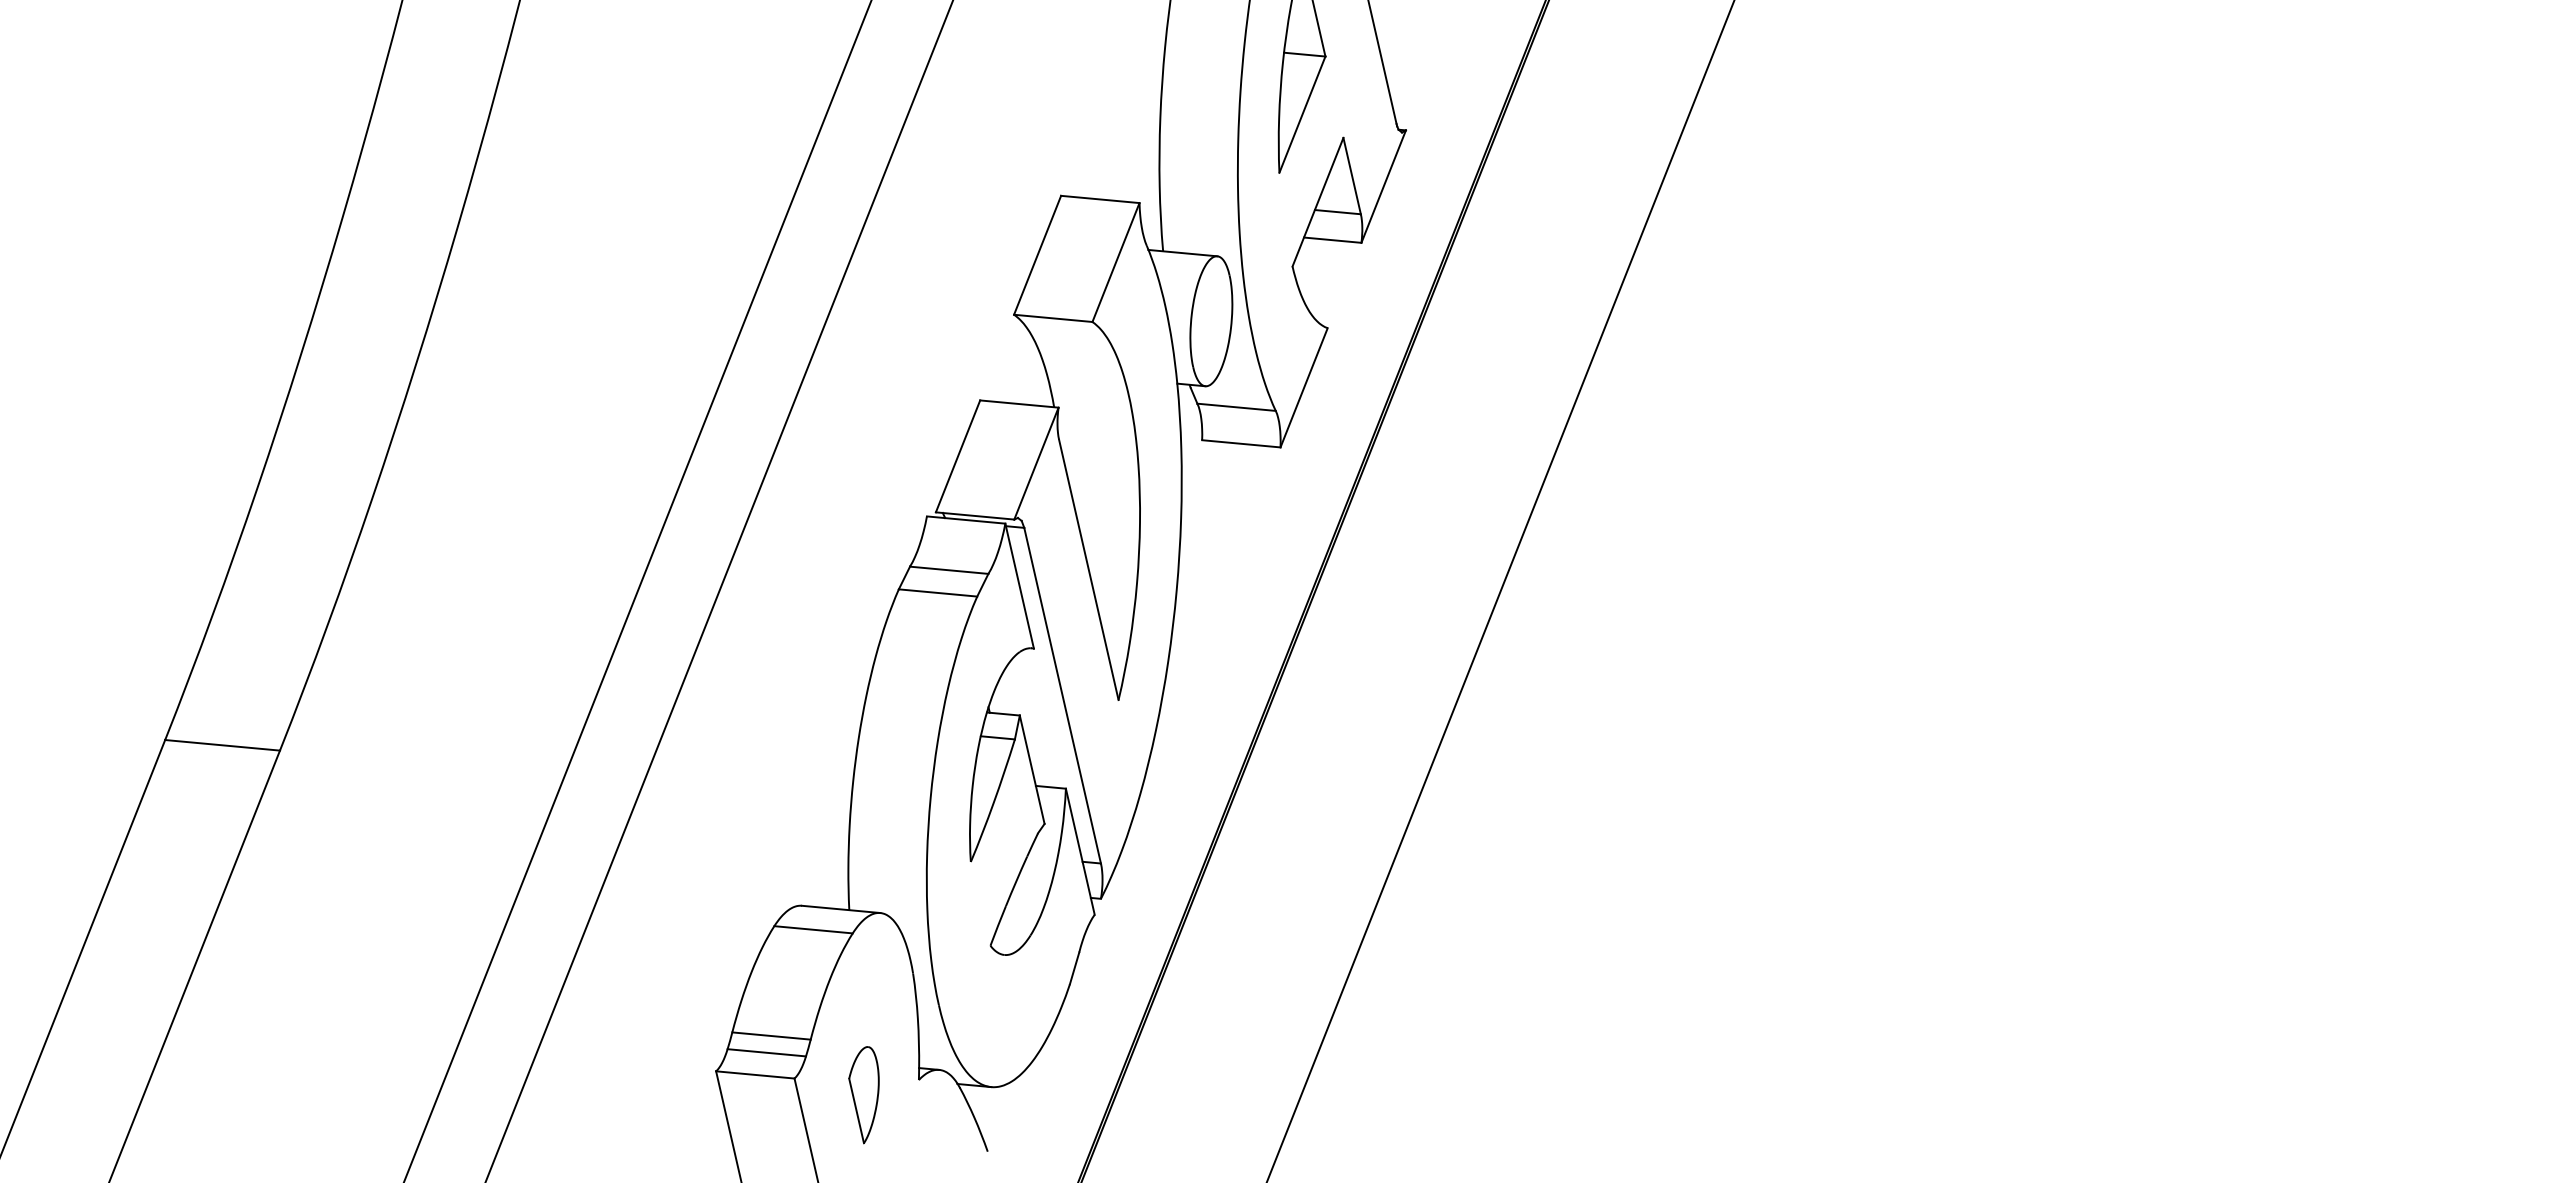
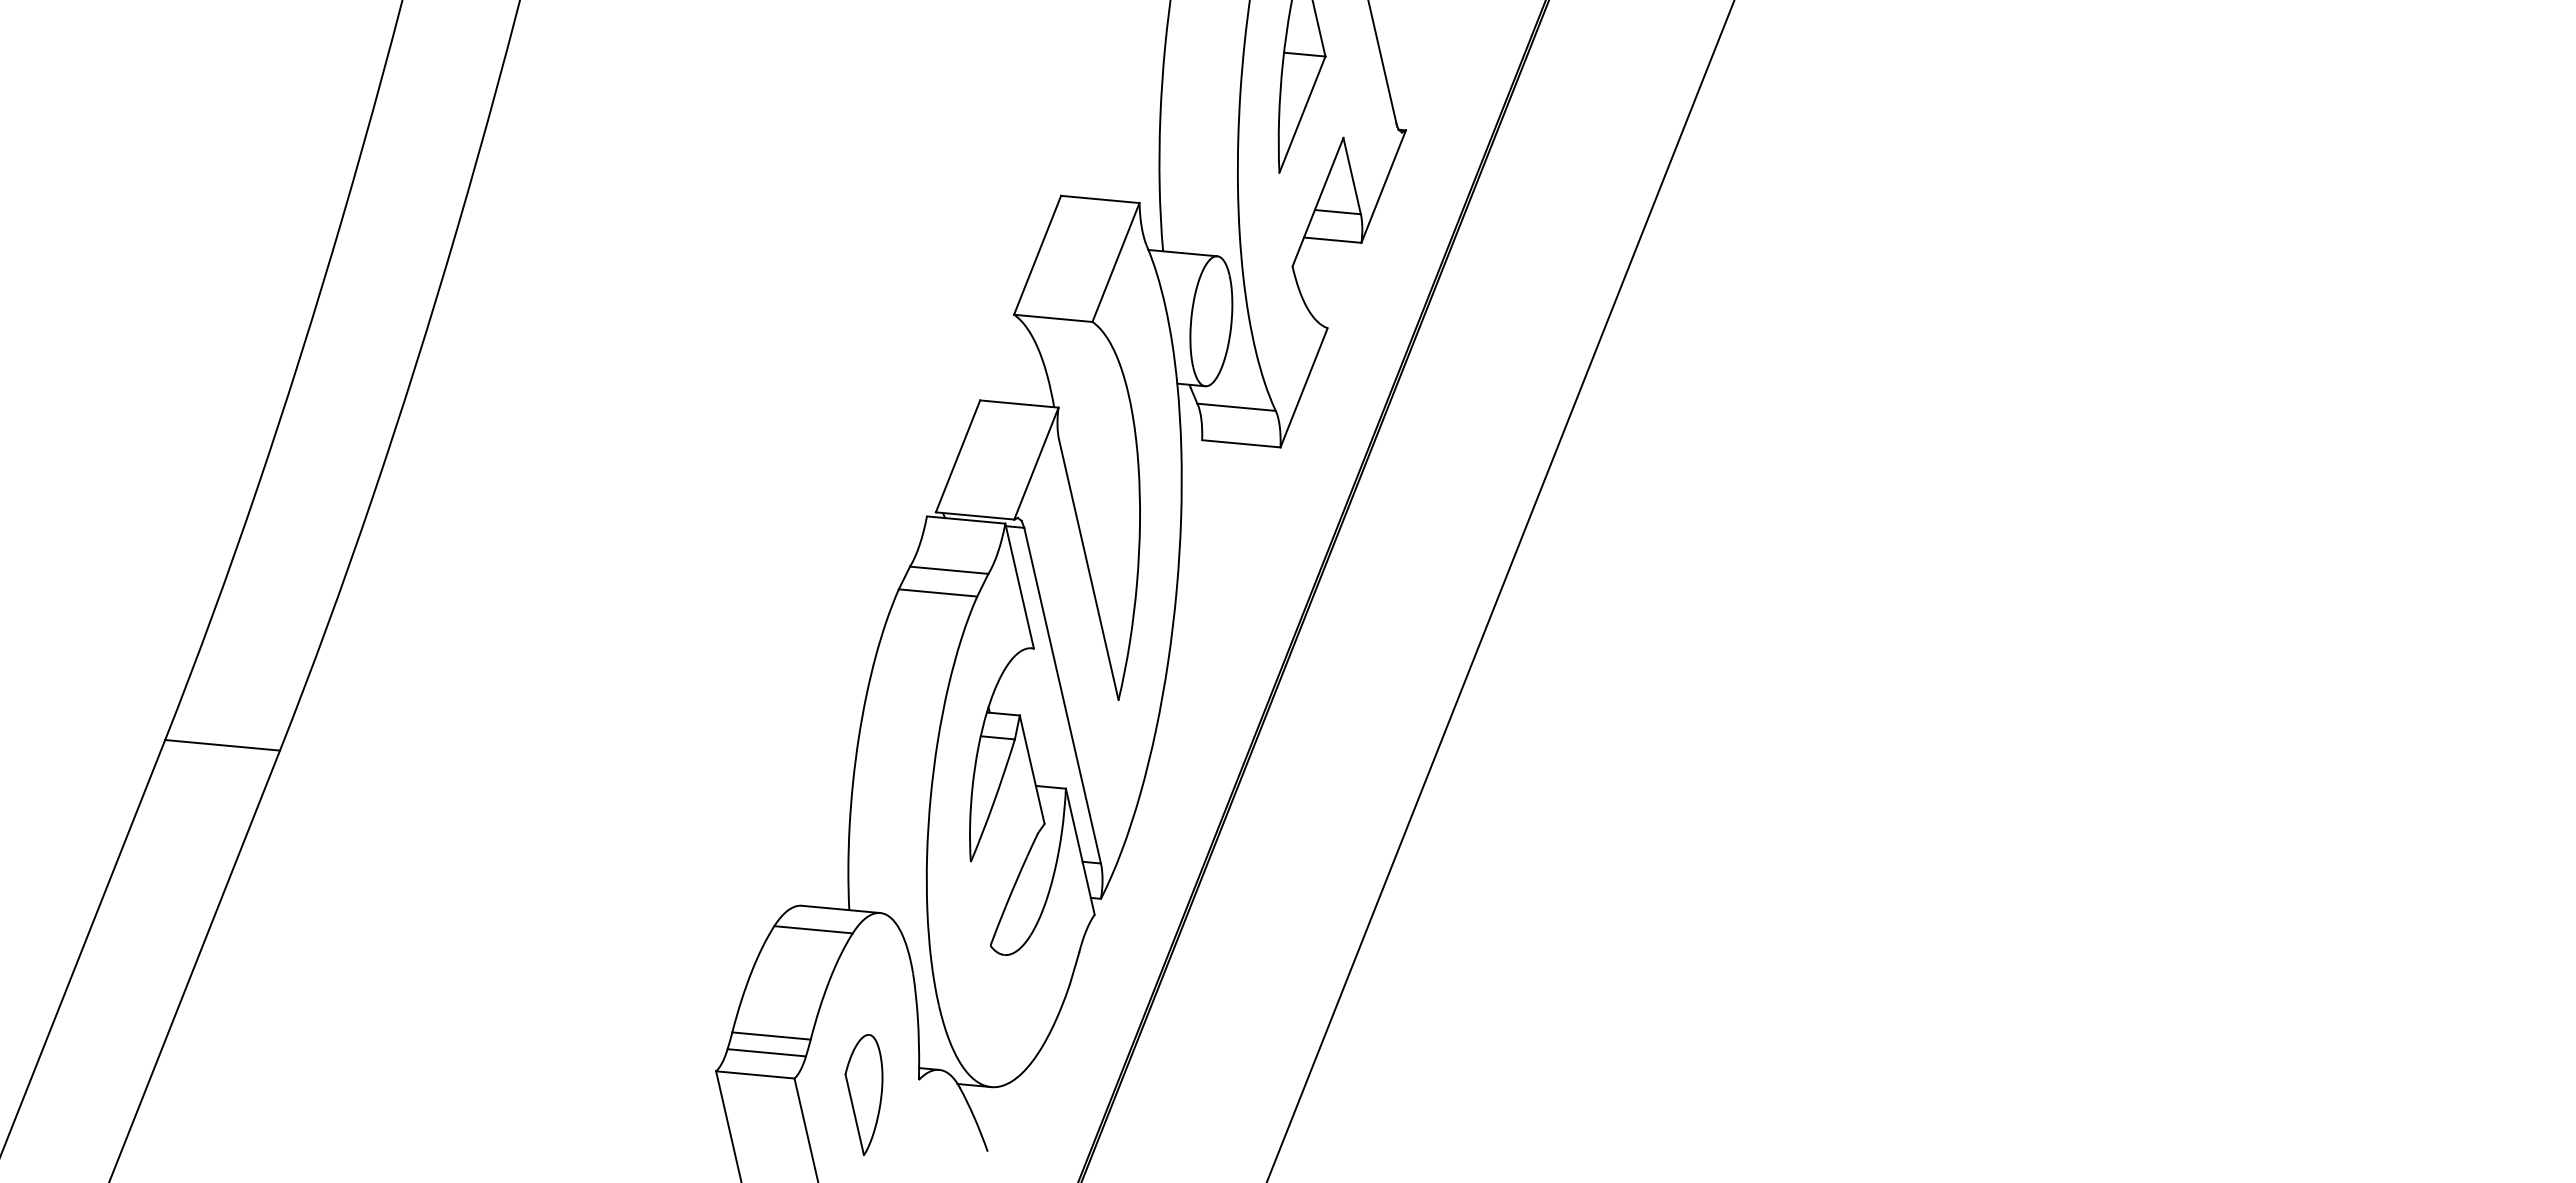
line: present -> none (637, 590)
line: present -> none (719, 590)
part size: 32x99 px -> 40x123 px (863, 1095)
